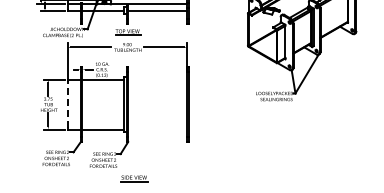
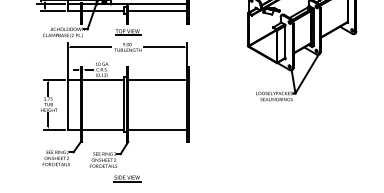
line: none -> present (157, 79)
line: dashed -> solid (67, 104)
line: none -> present (157, 129)
part position: (134, 178) -> (127, 178) (127, 178)
